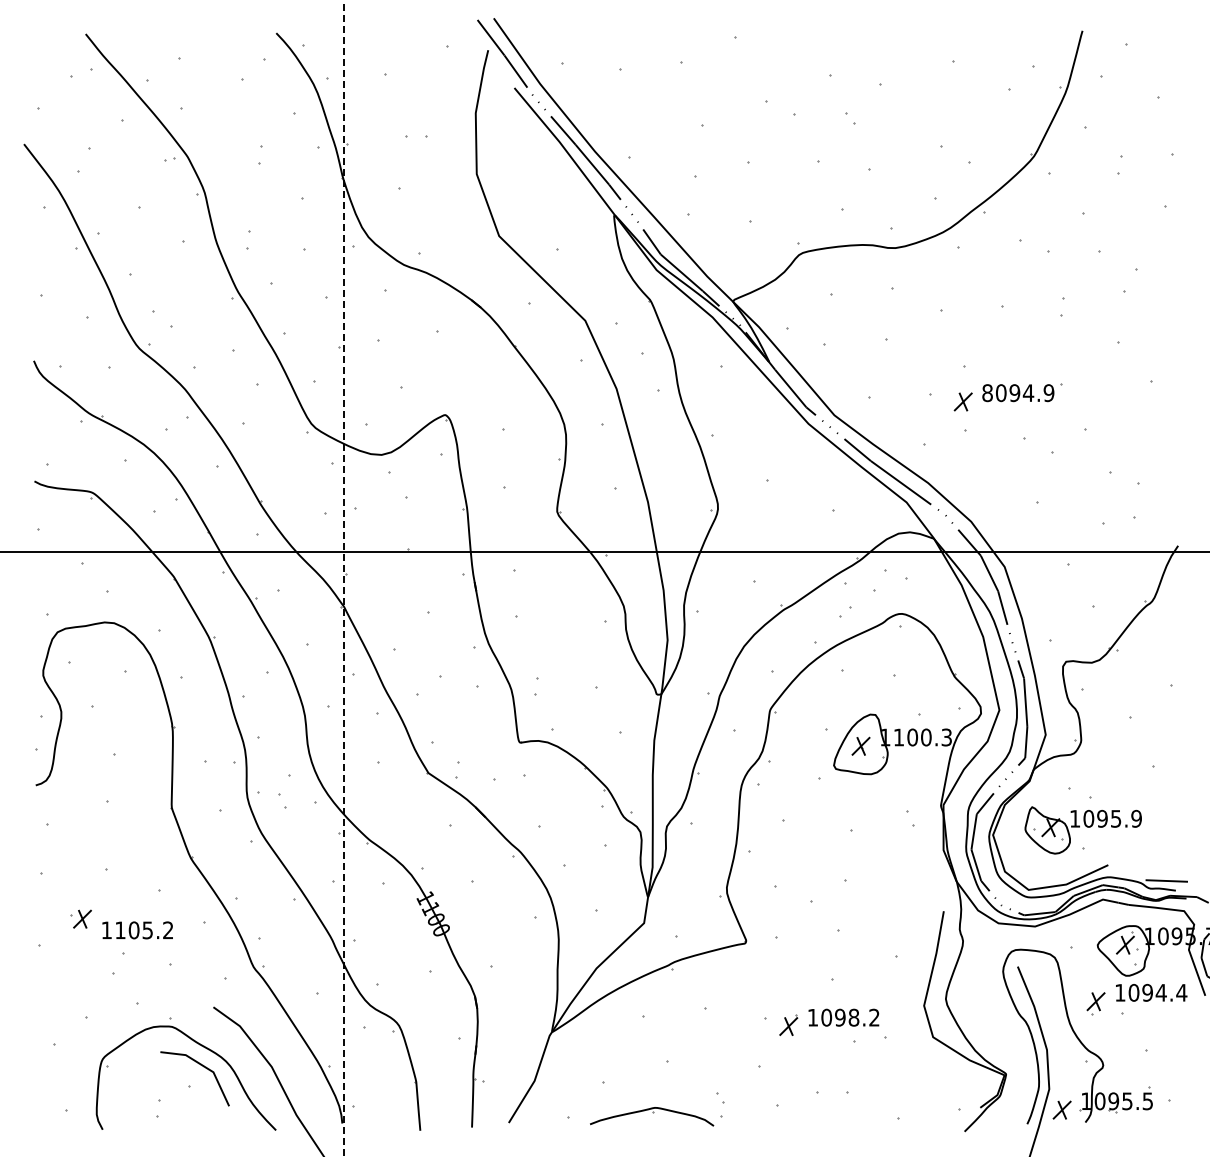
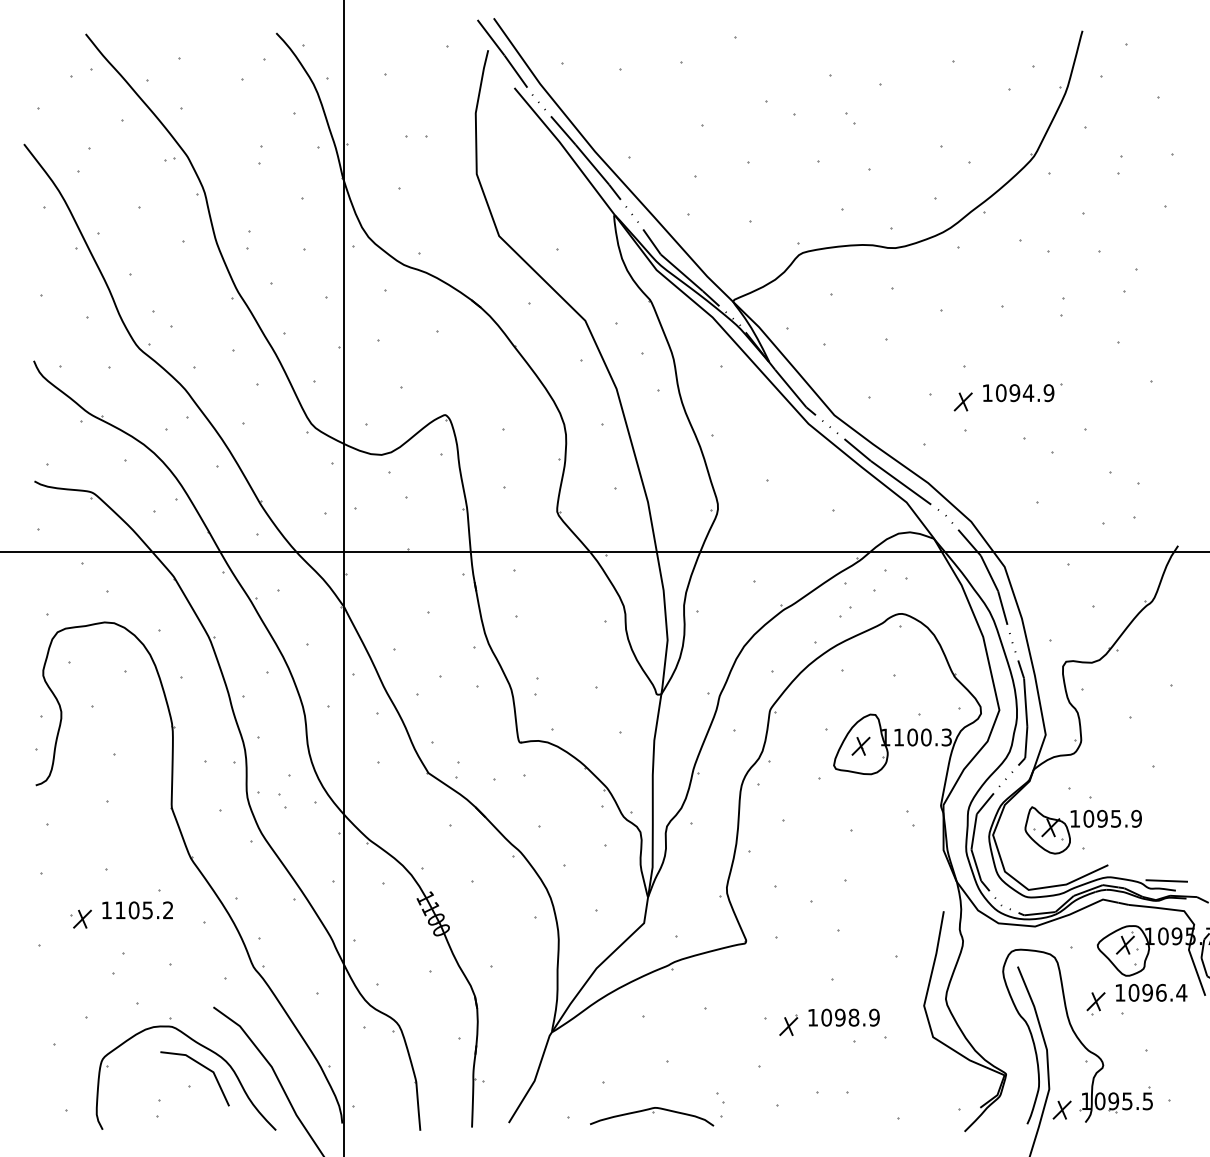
text: 8094.9 -> 1094.9 (987, 393)
line: dashed -> solid (343, 578)
text position: (137, 930) -> (137, 910) (137, 910)
text: 1094.4 -> 1096.4 (1160, 992)
text: 1098.2 -> 1098.9 (874, 1017)
